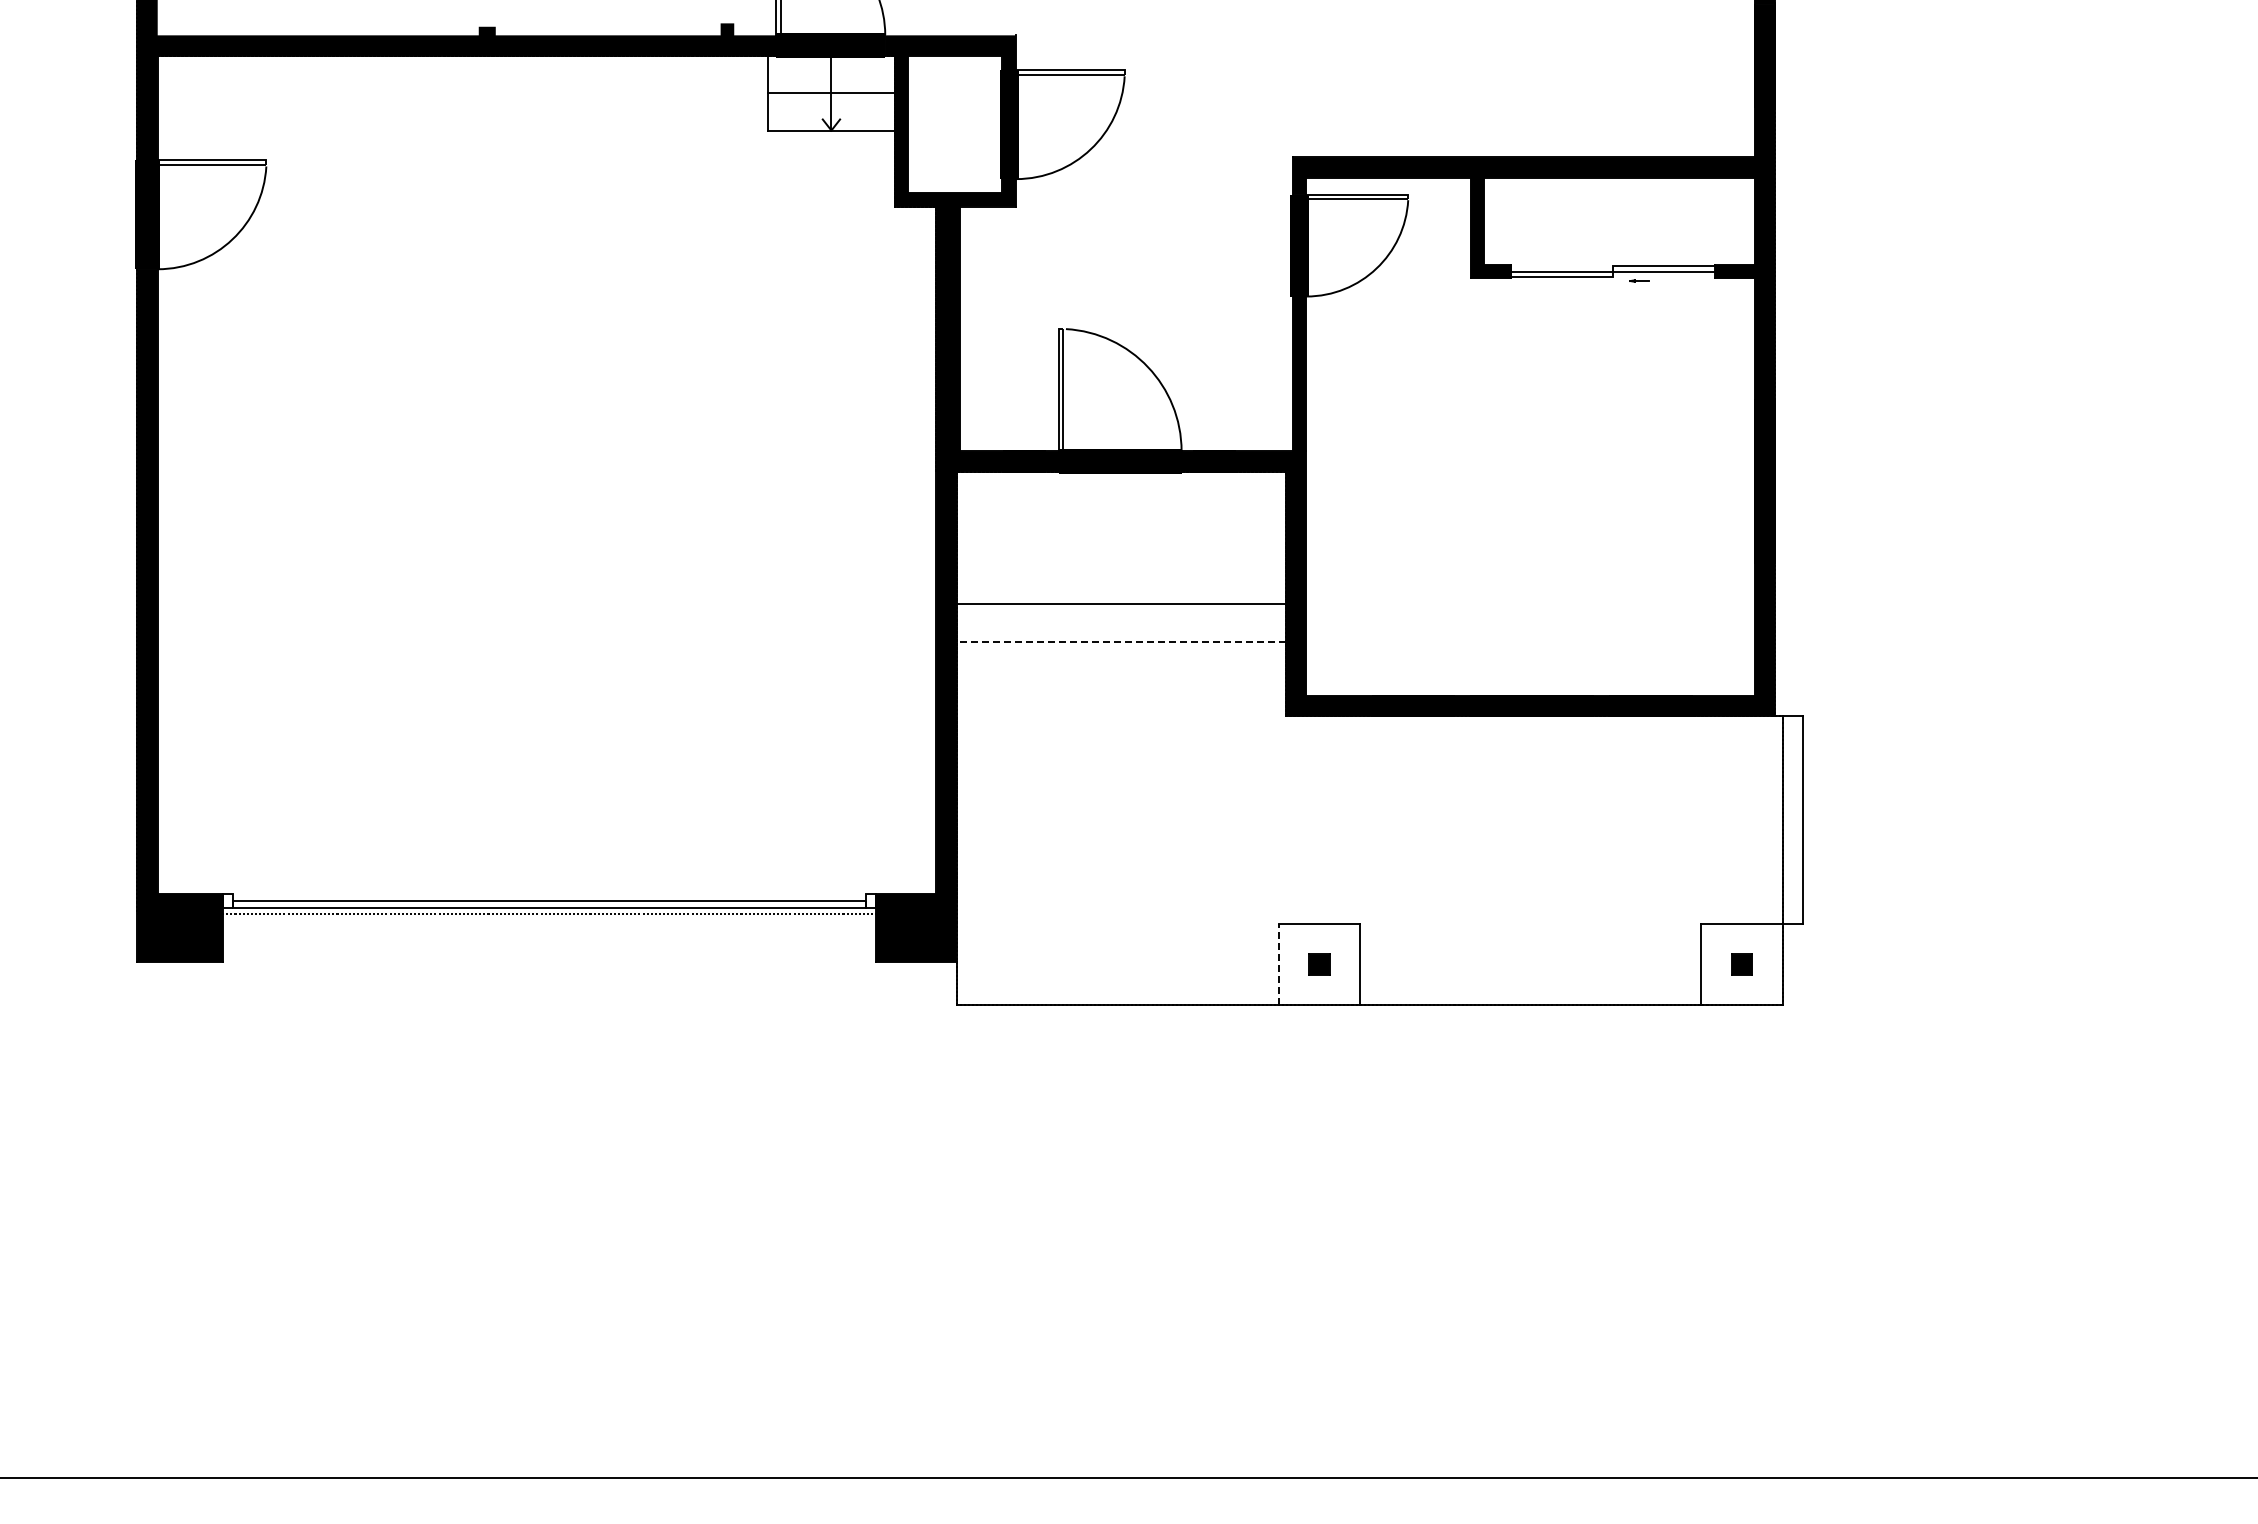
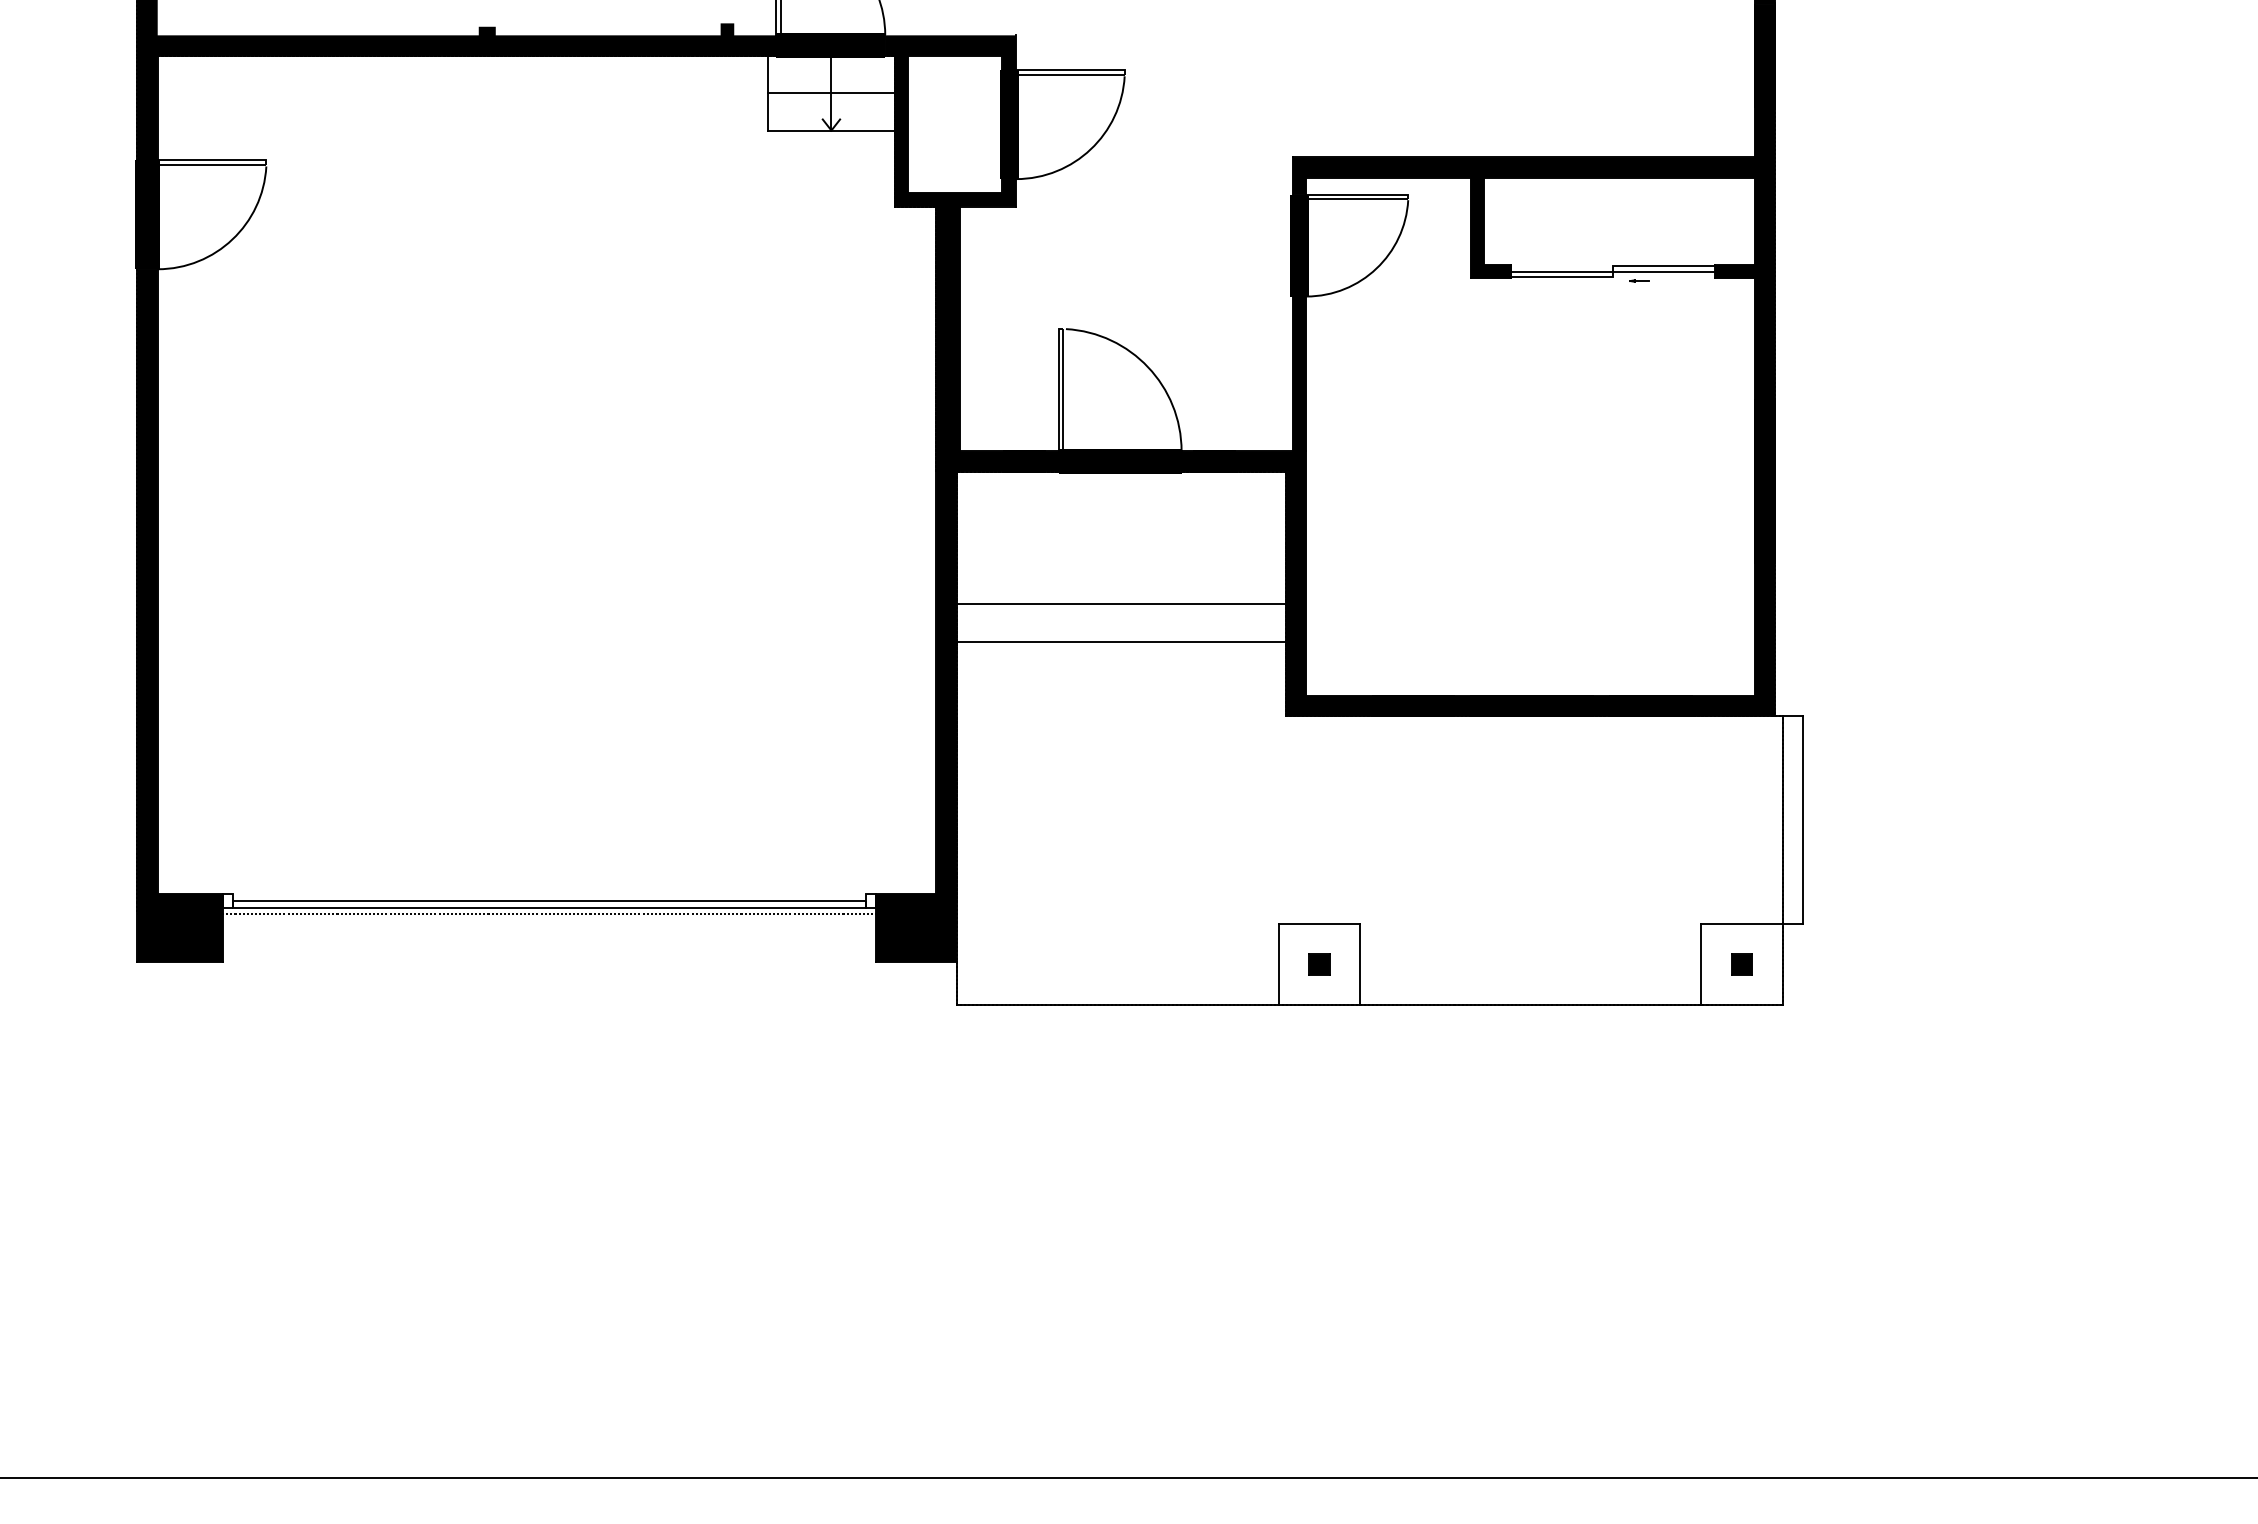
line: dashed -> solid (1121, 641)
line: dashed -> solid (1278, 964)
